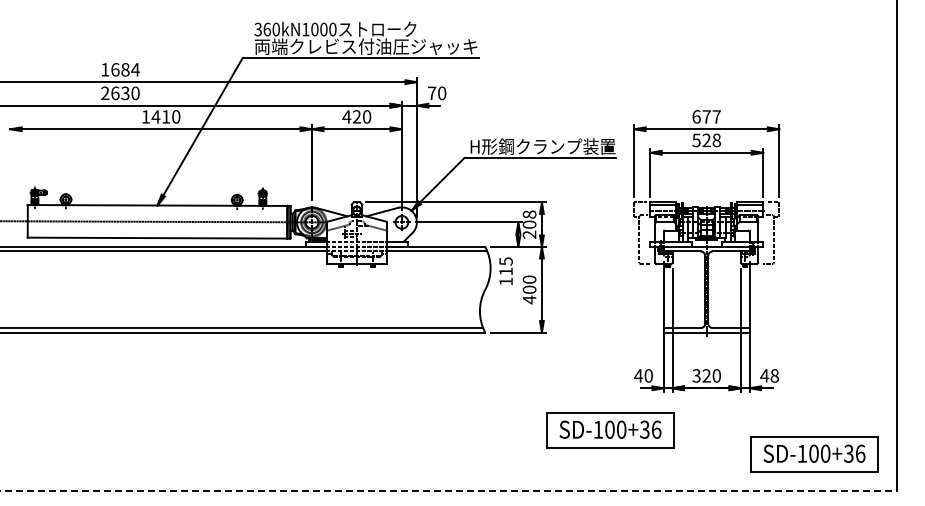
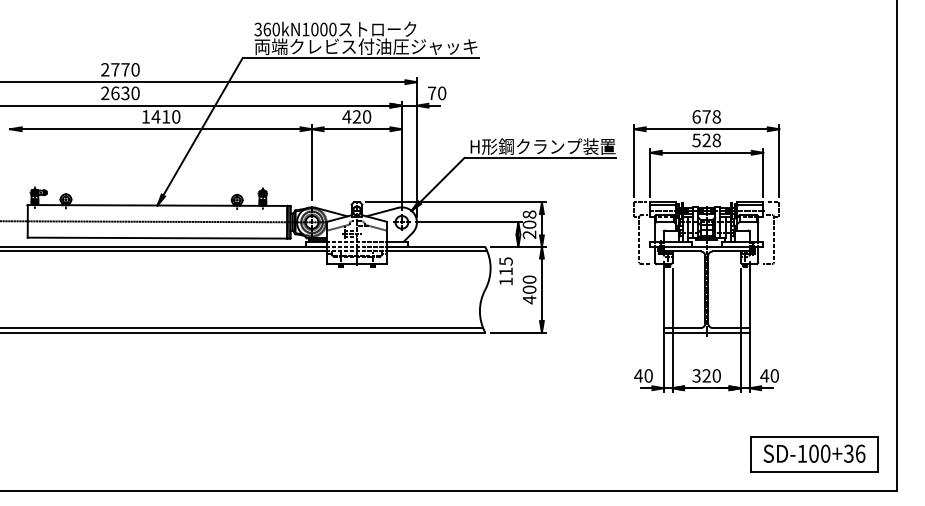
text: 1684 -> 2770 (120, 69)
text: 677 -> 678 (716, 116)
text: 48 -> 40 (774, 375)
part: present -> none (610, 430)
line: dashed -> solid (449, 490)
